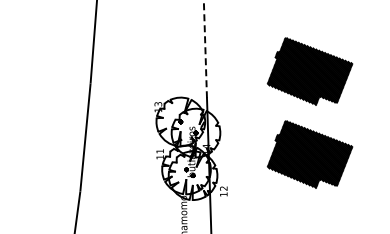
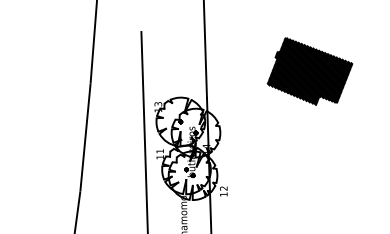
line: dashed -> solid (205, 49)
line: none -> present (144, 131)
part: present -> none (309, 154)
